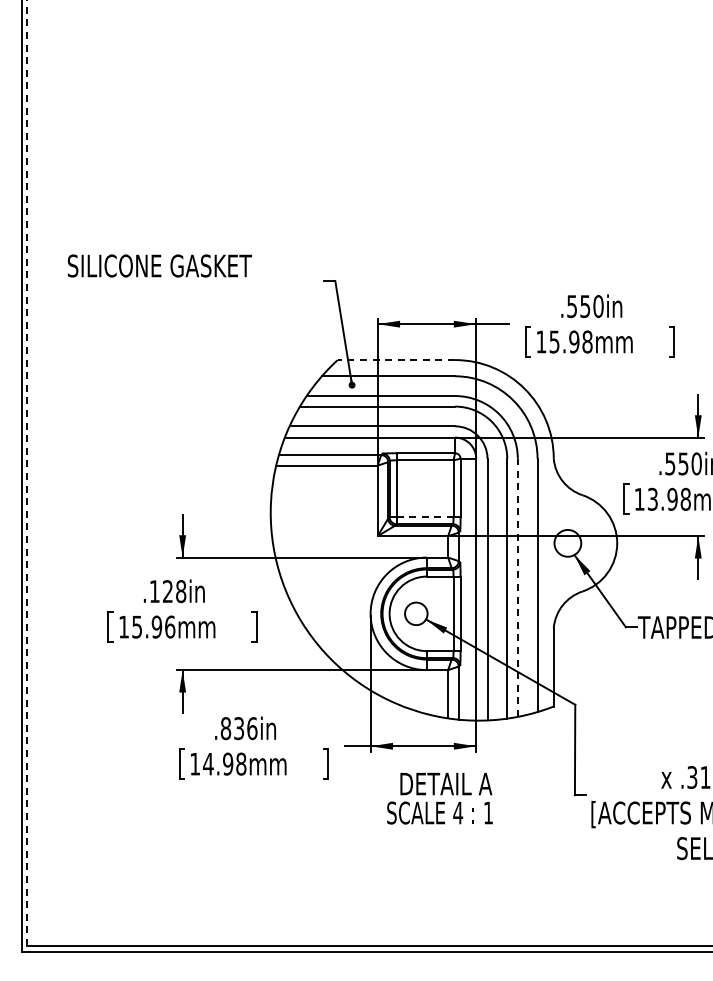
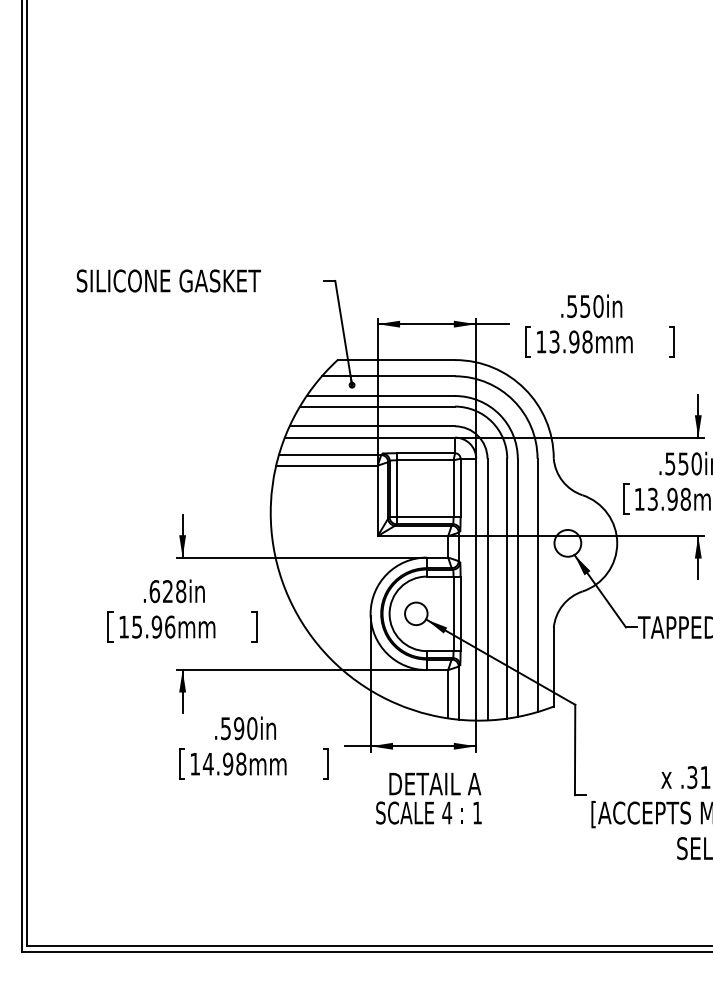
text position: (159, 265) -> (168, 280) (168, 280)
text: 15.98mm -> 13.98mm (554, 341)
line: dashed -> solid (396, 360)
line: dashed -> solid (27, 473)
line: dashed -> solid (425, 517)
line: dashed -> solid (517, 587)
text: .128in -> .628in (154, 591)
text: .836in -> .590in (238, 728)
text position: (439, 798) -> (428, 798) (428, 798)
